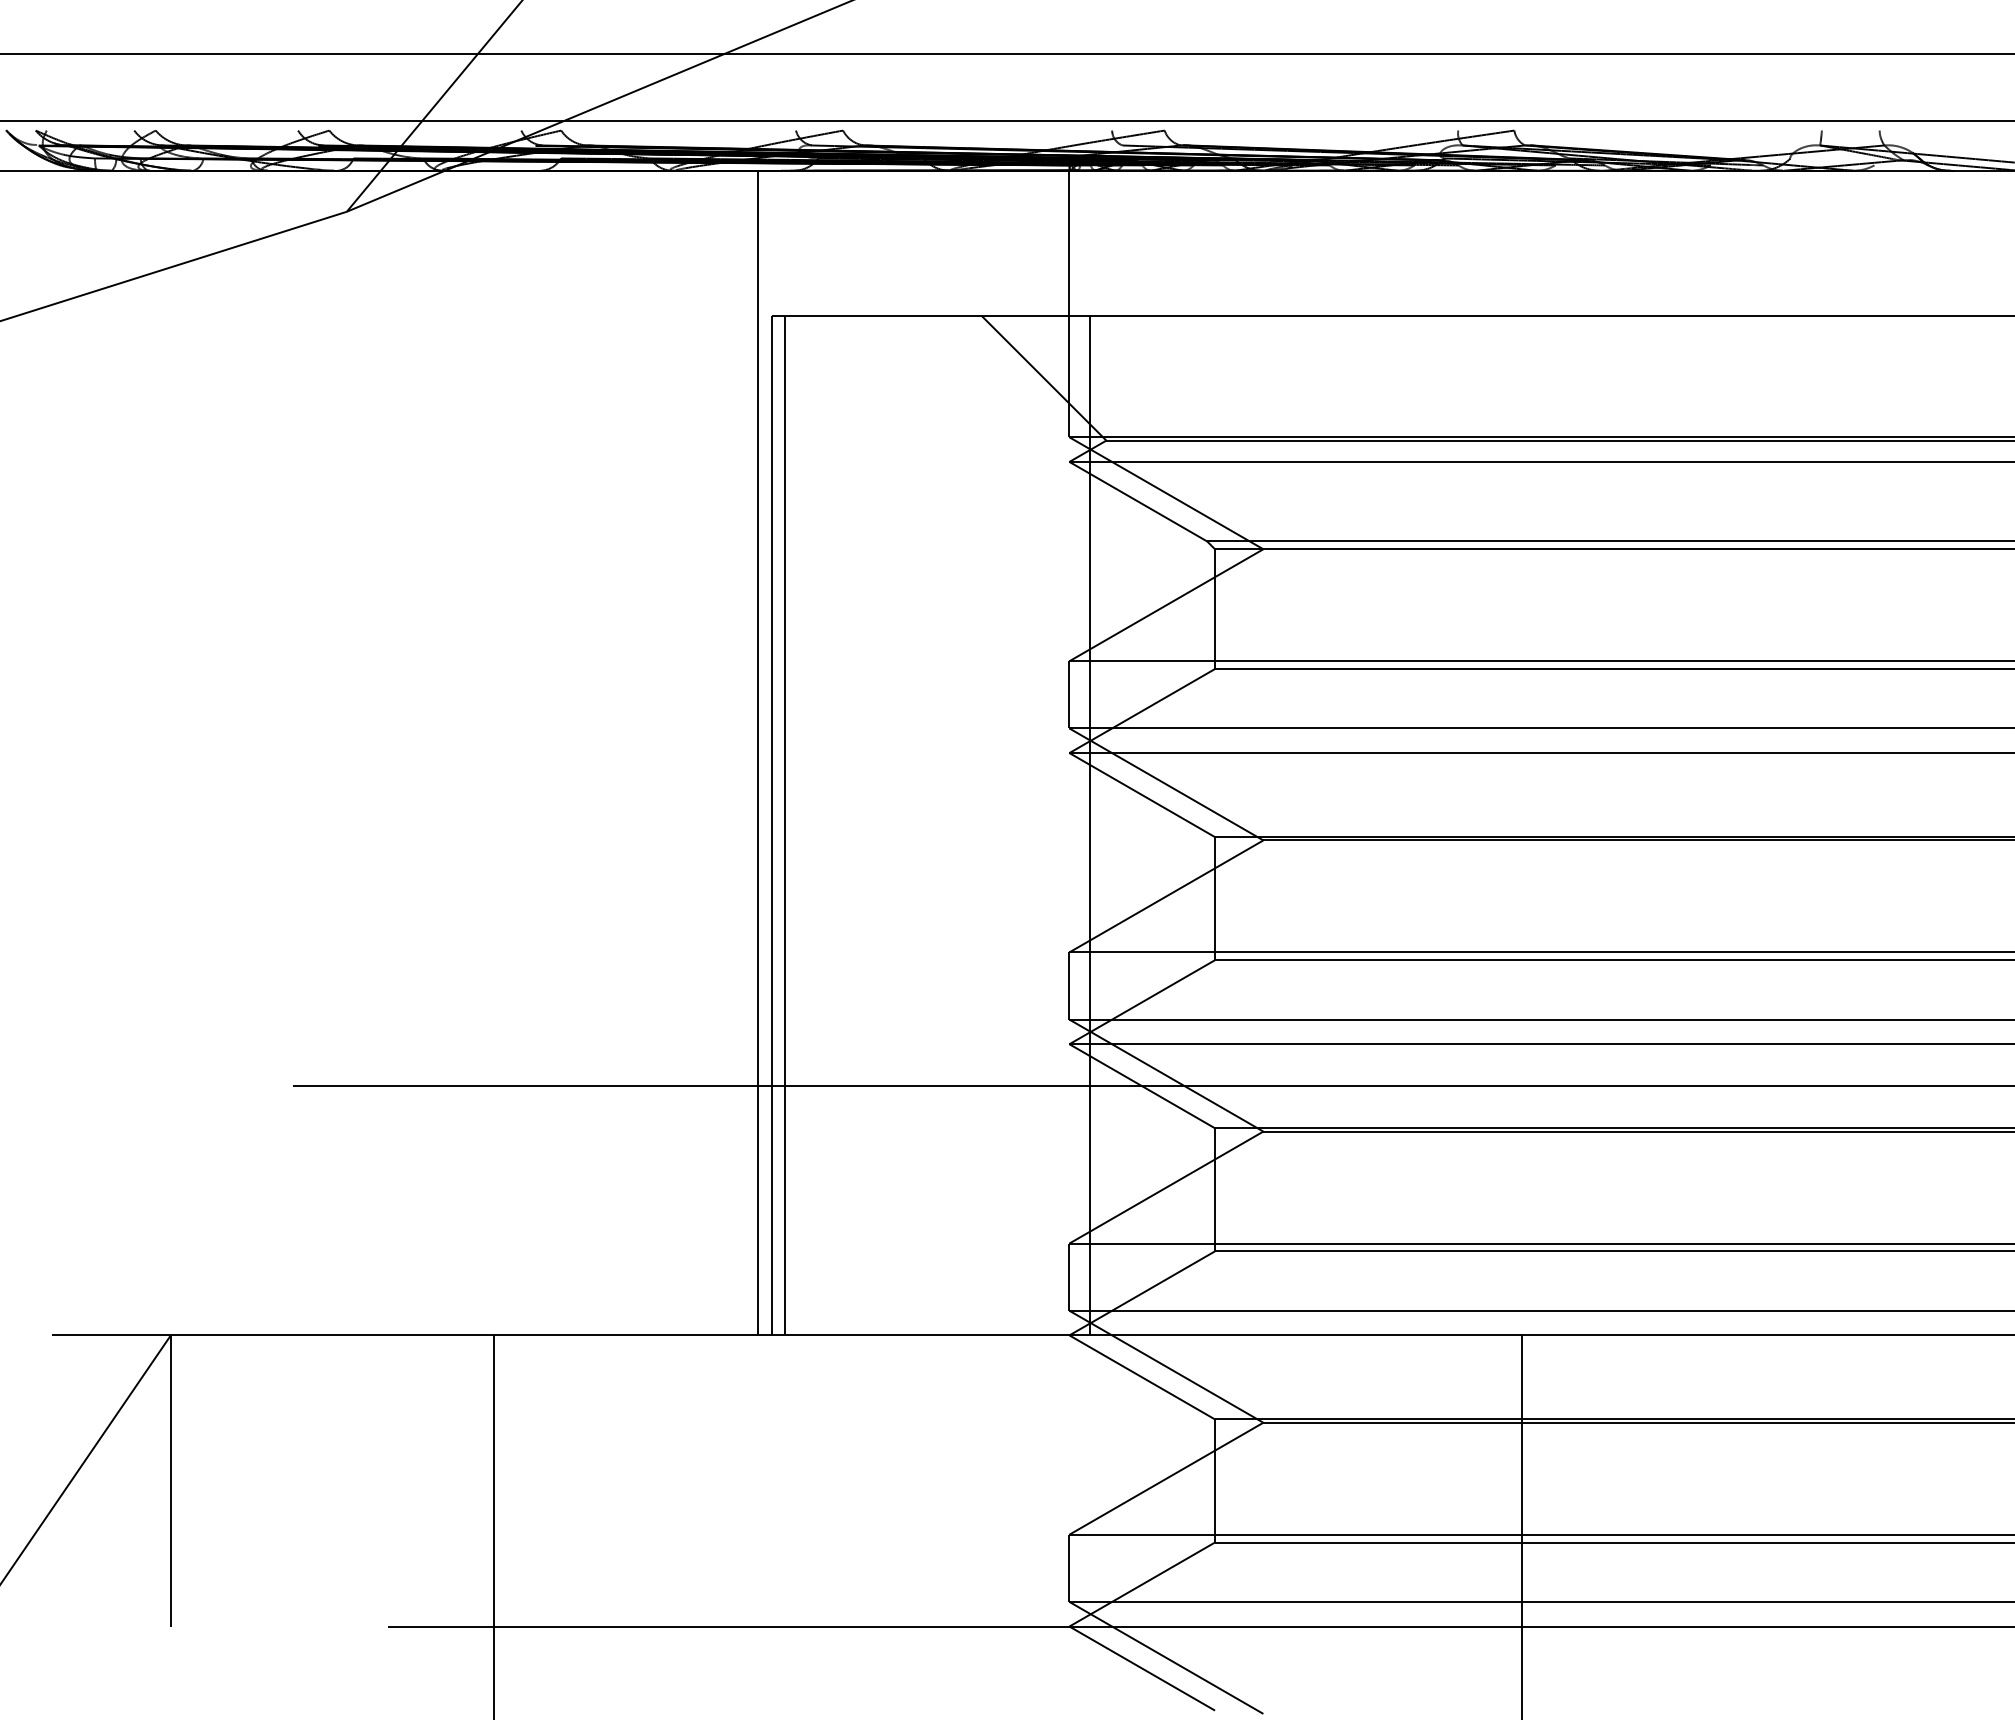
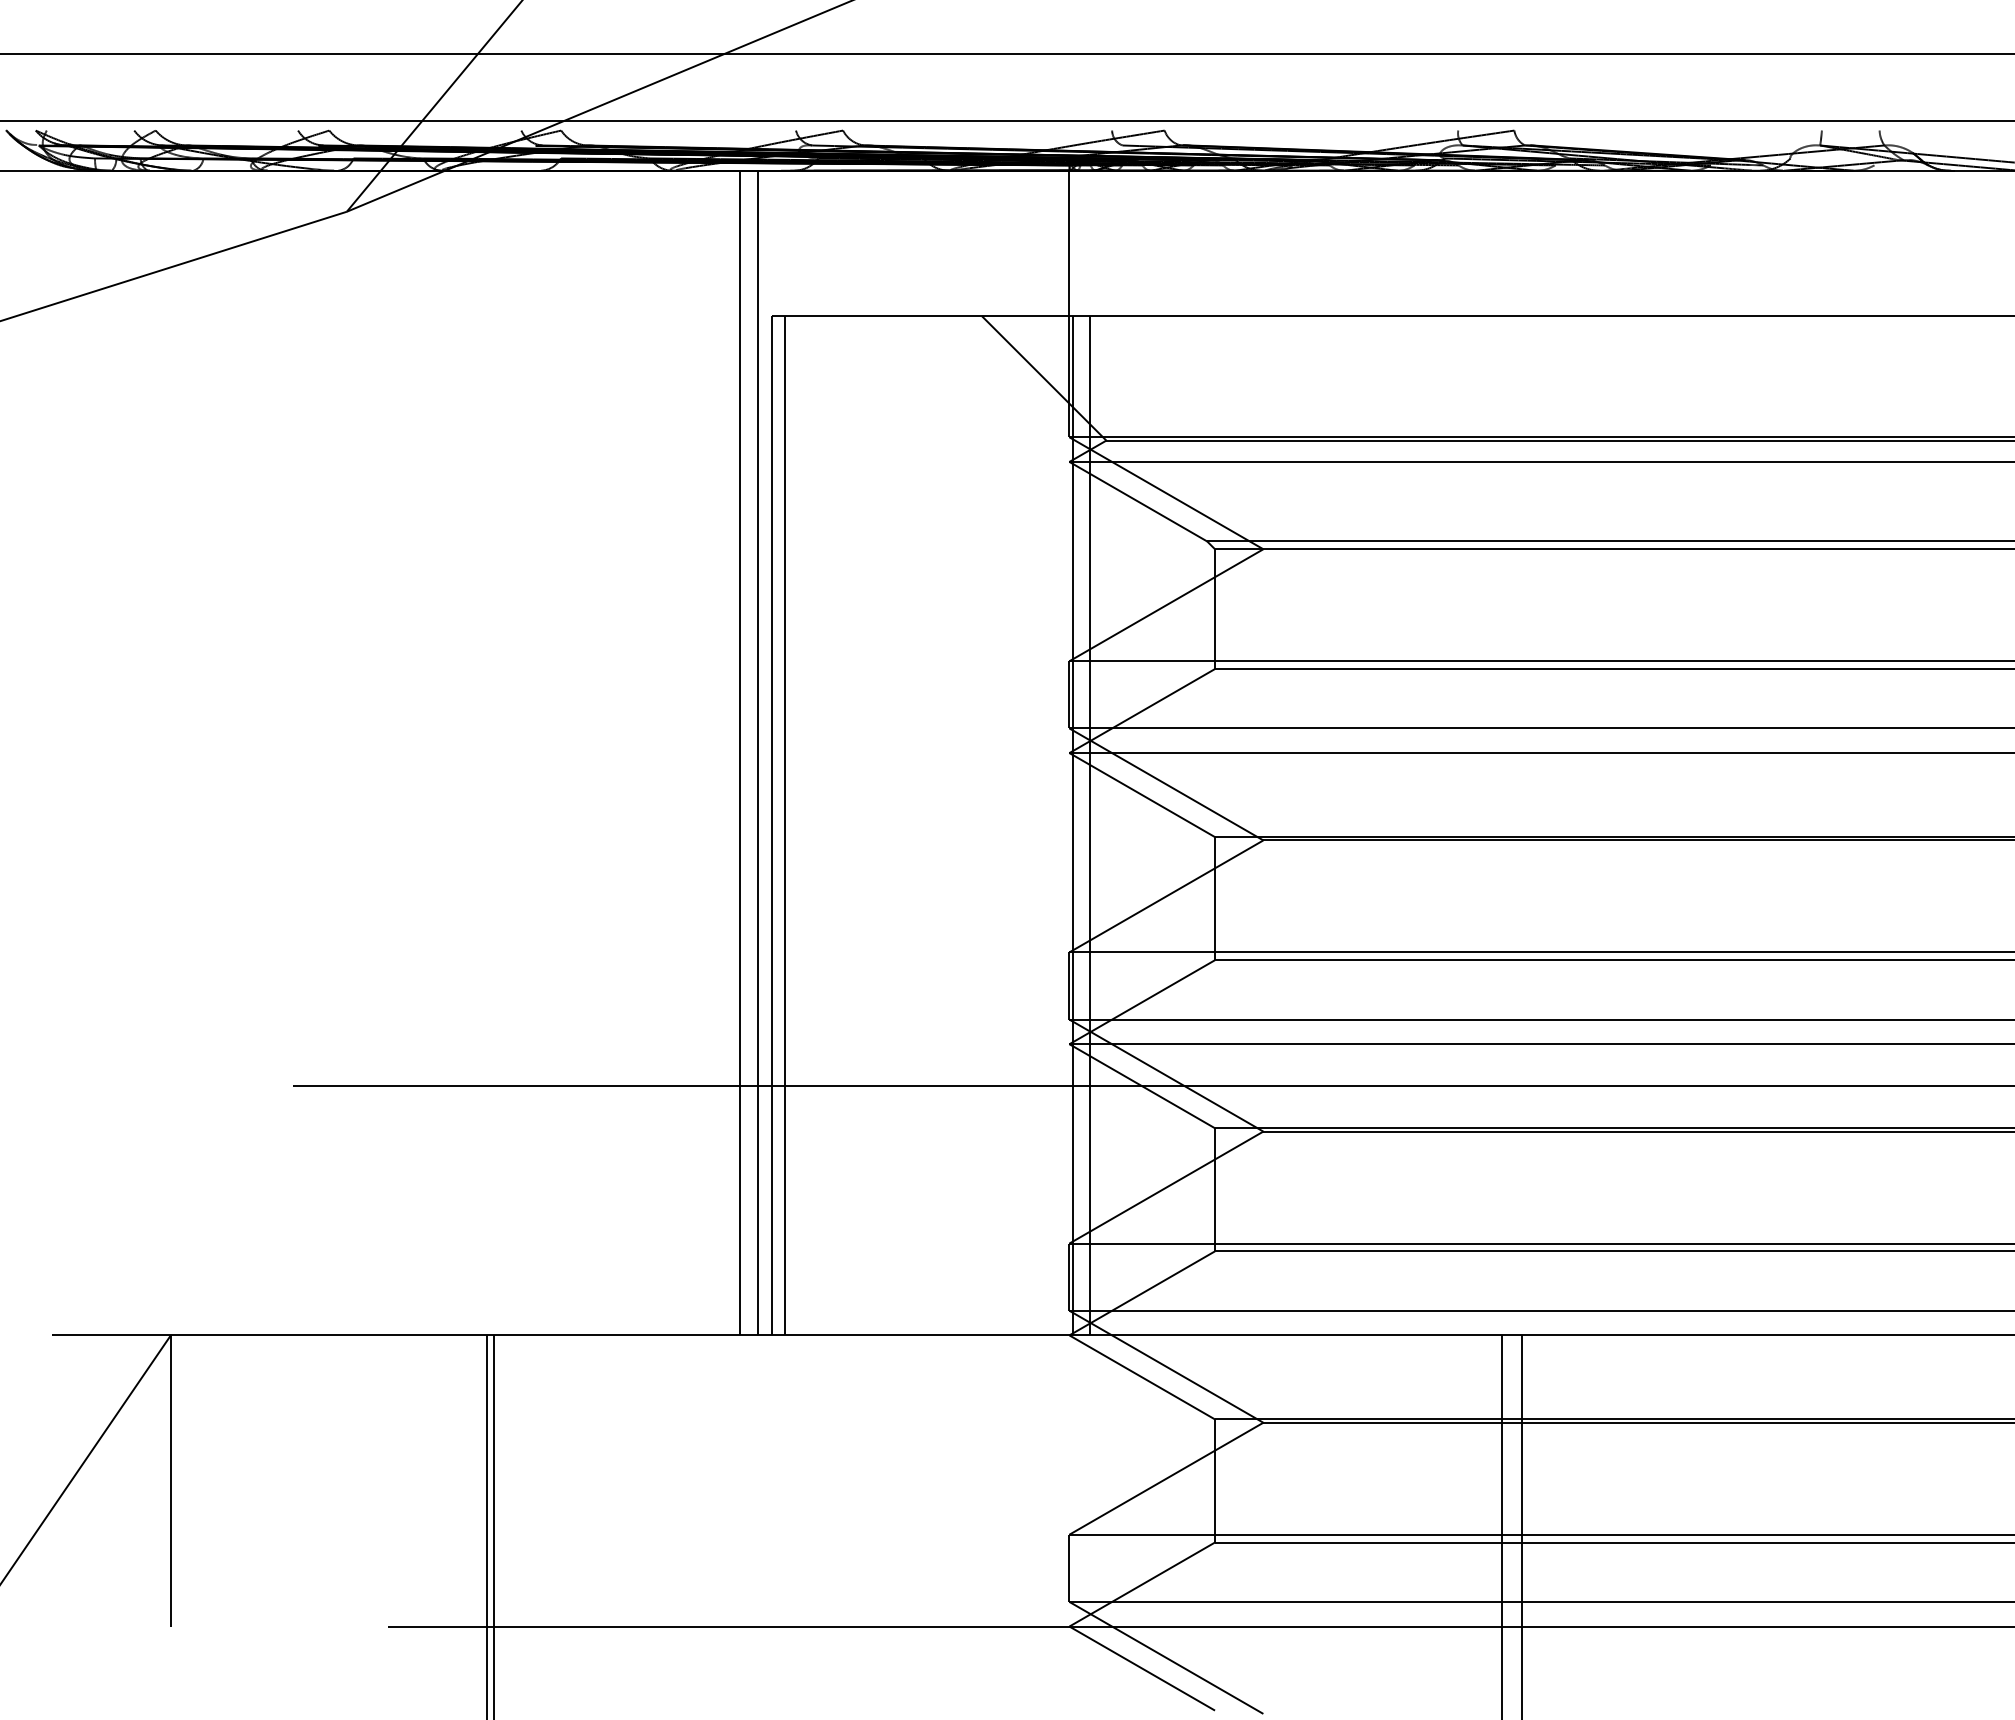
line: none -> present (740, 752)
line: none -> present (1073, 825)
line: none -> present (487, 1525)
line: none -> present (1502, 1525)
